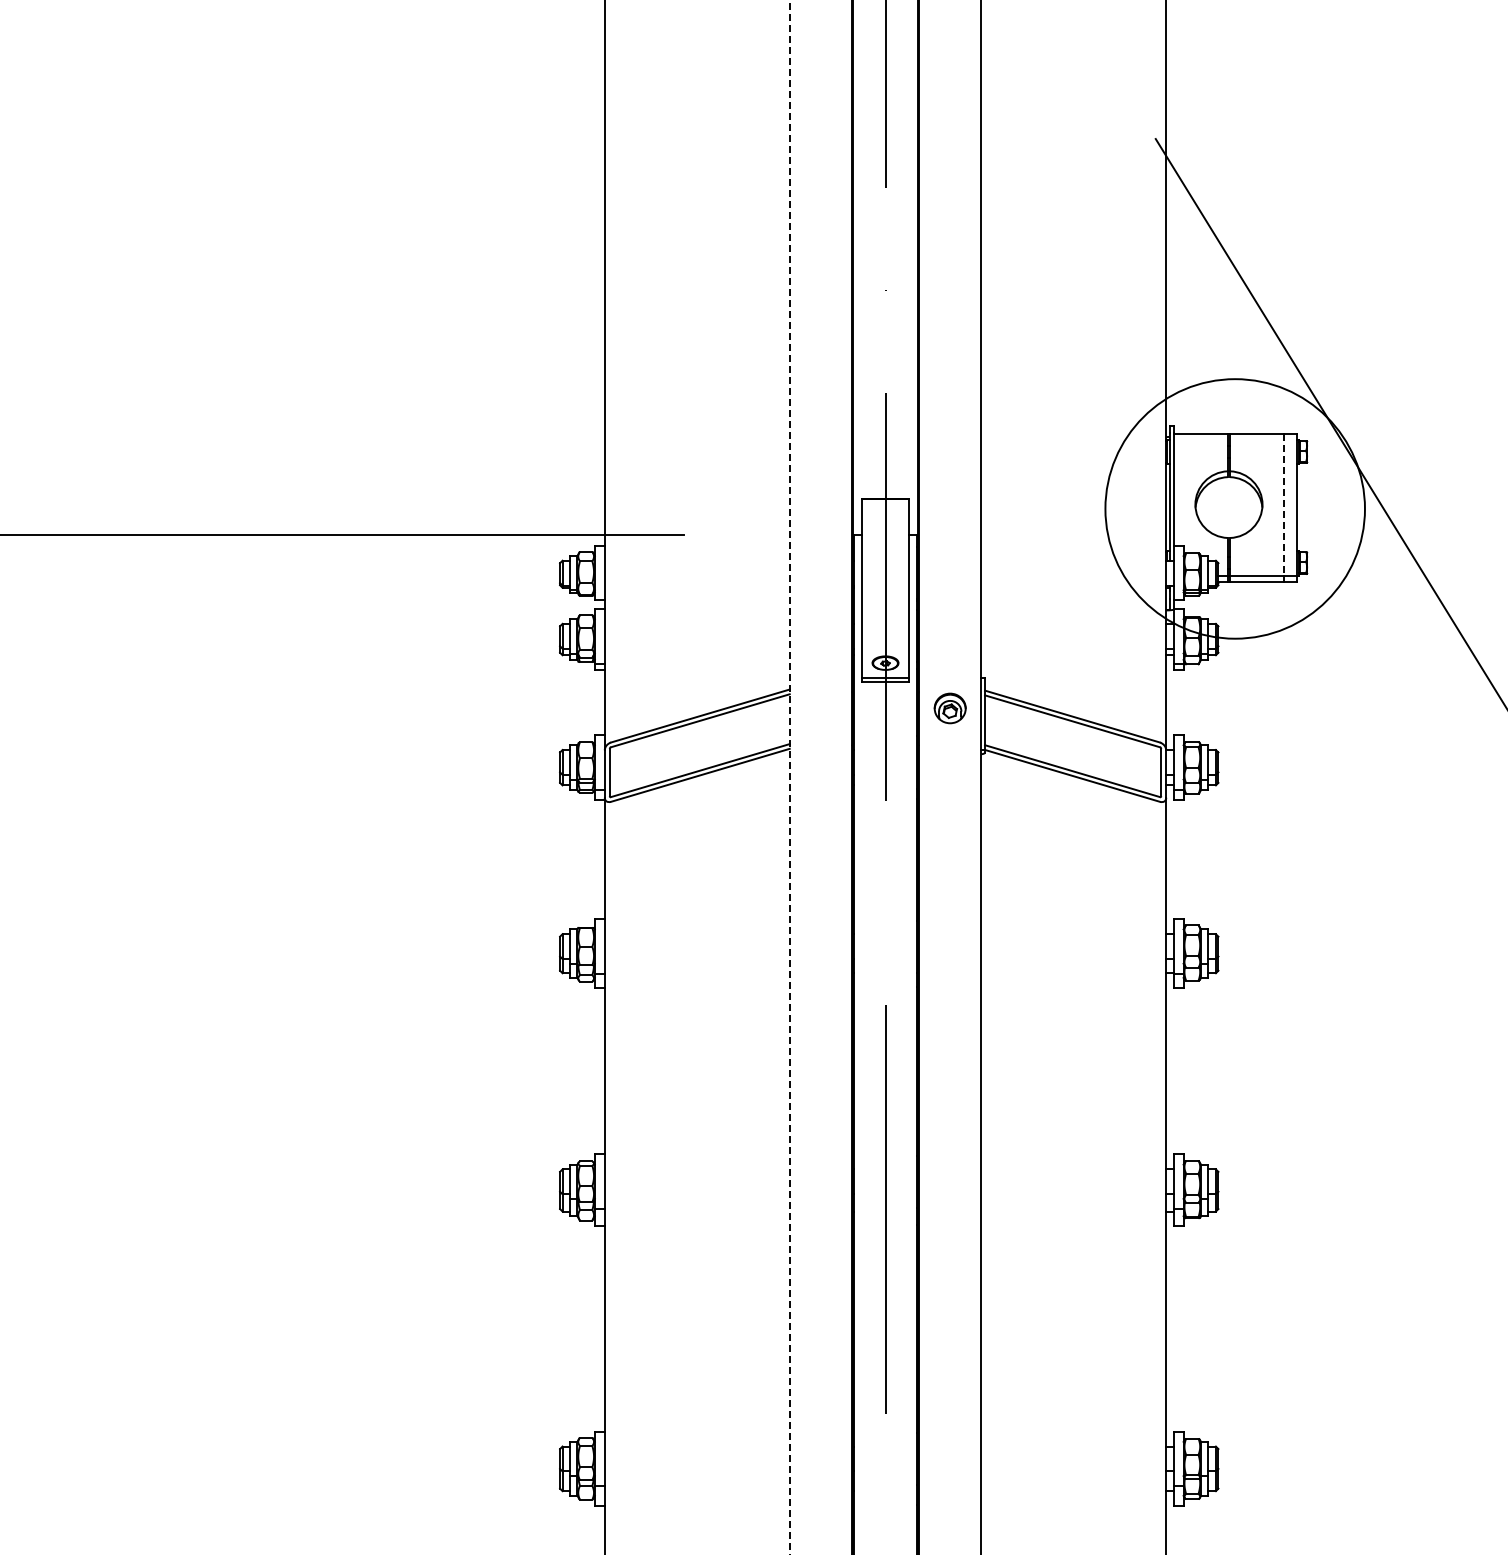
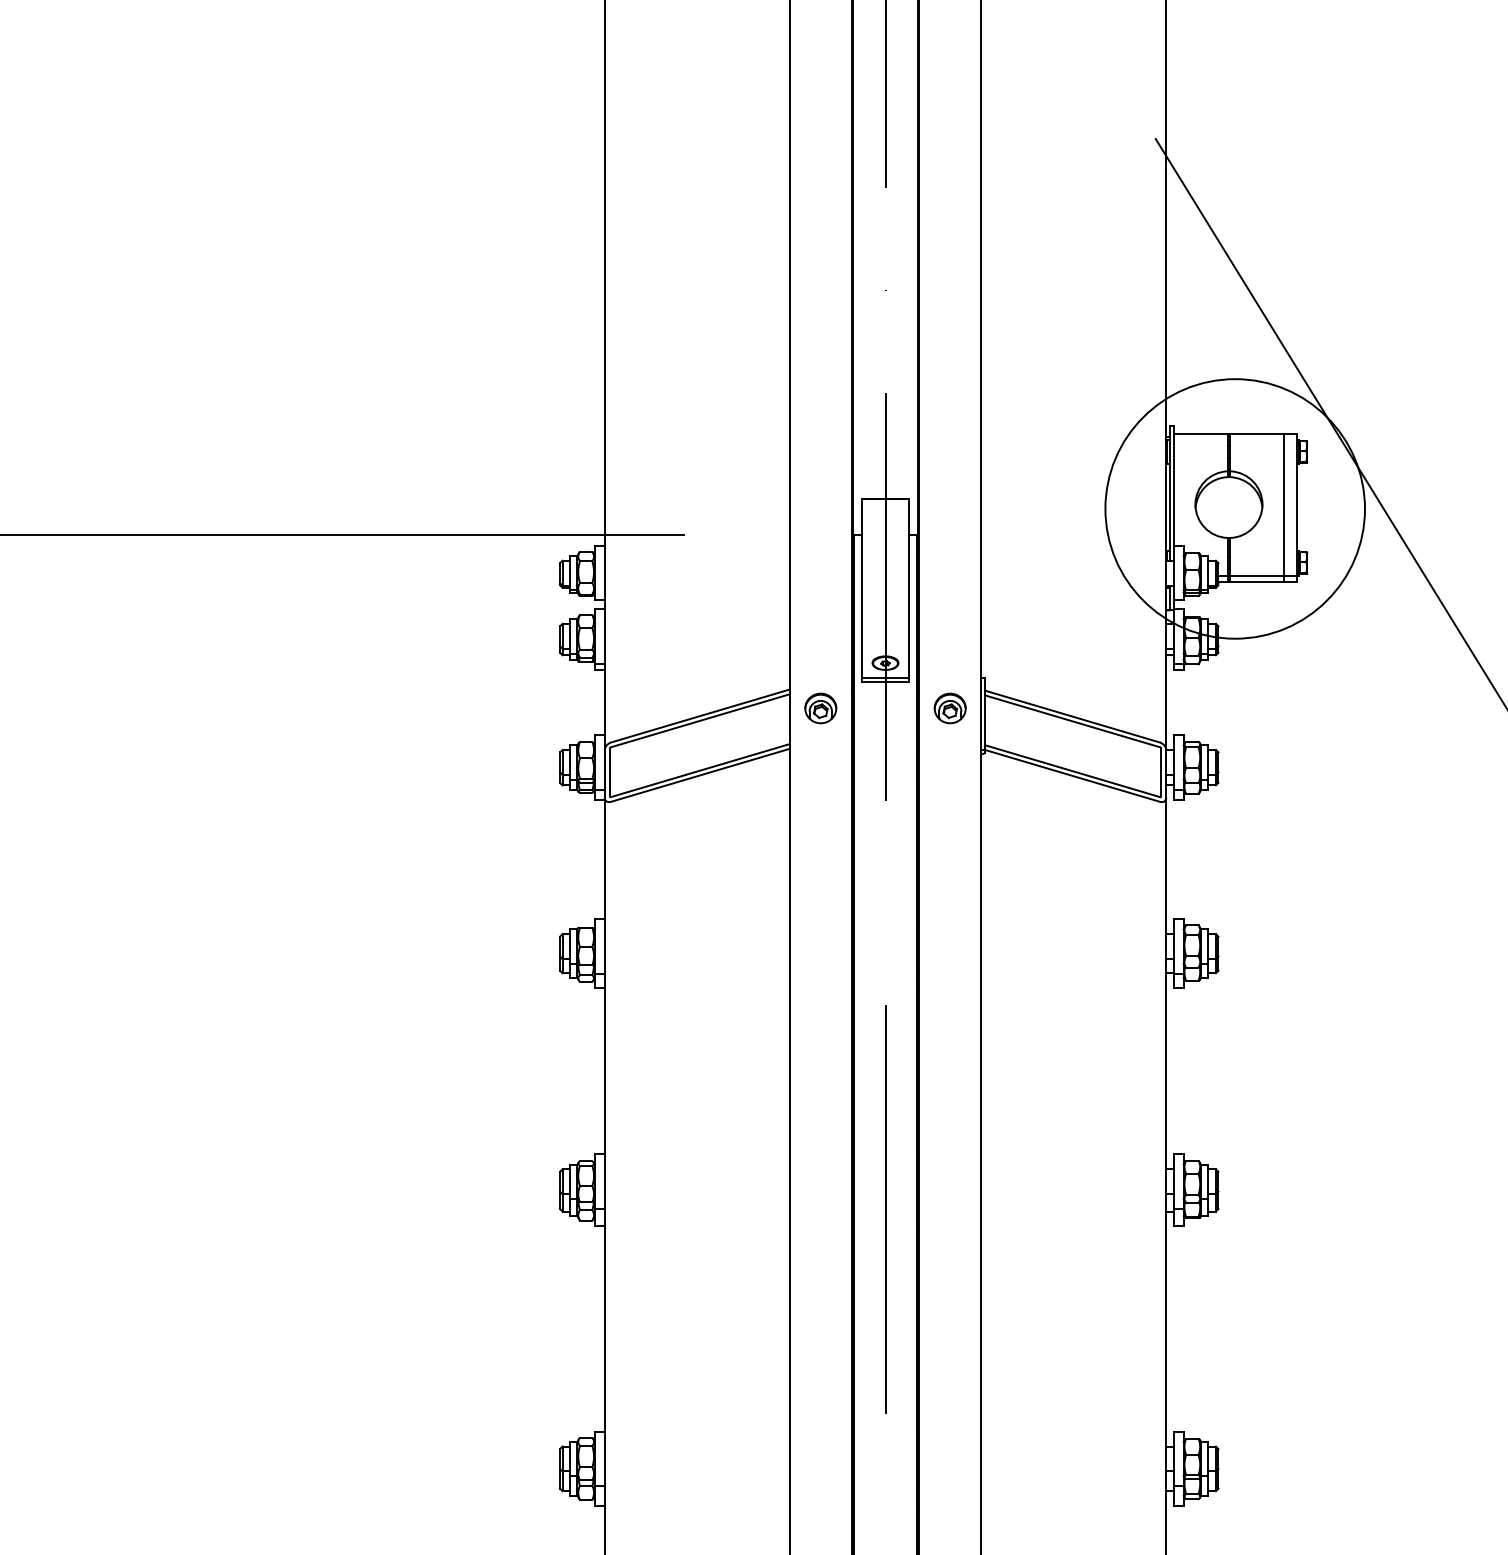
line: dashed -> solid (1284, 505)
part: none -> present (820, 708)
line: dashed -> solid (789, 777)
